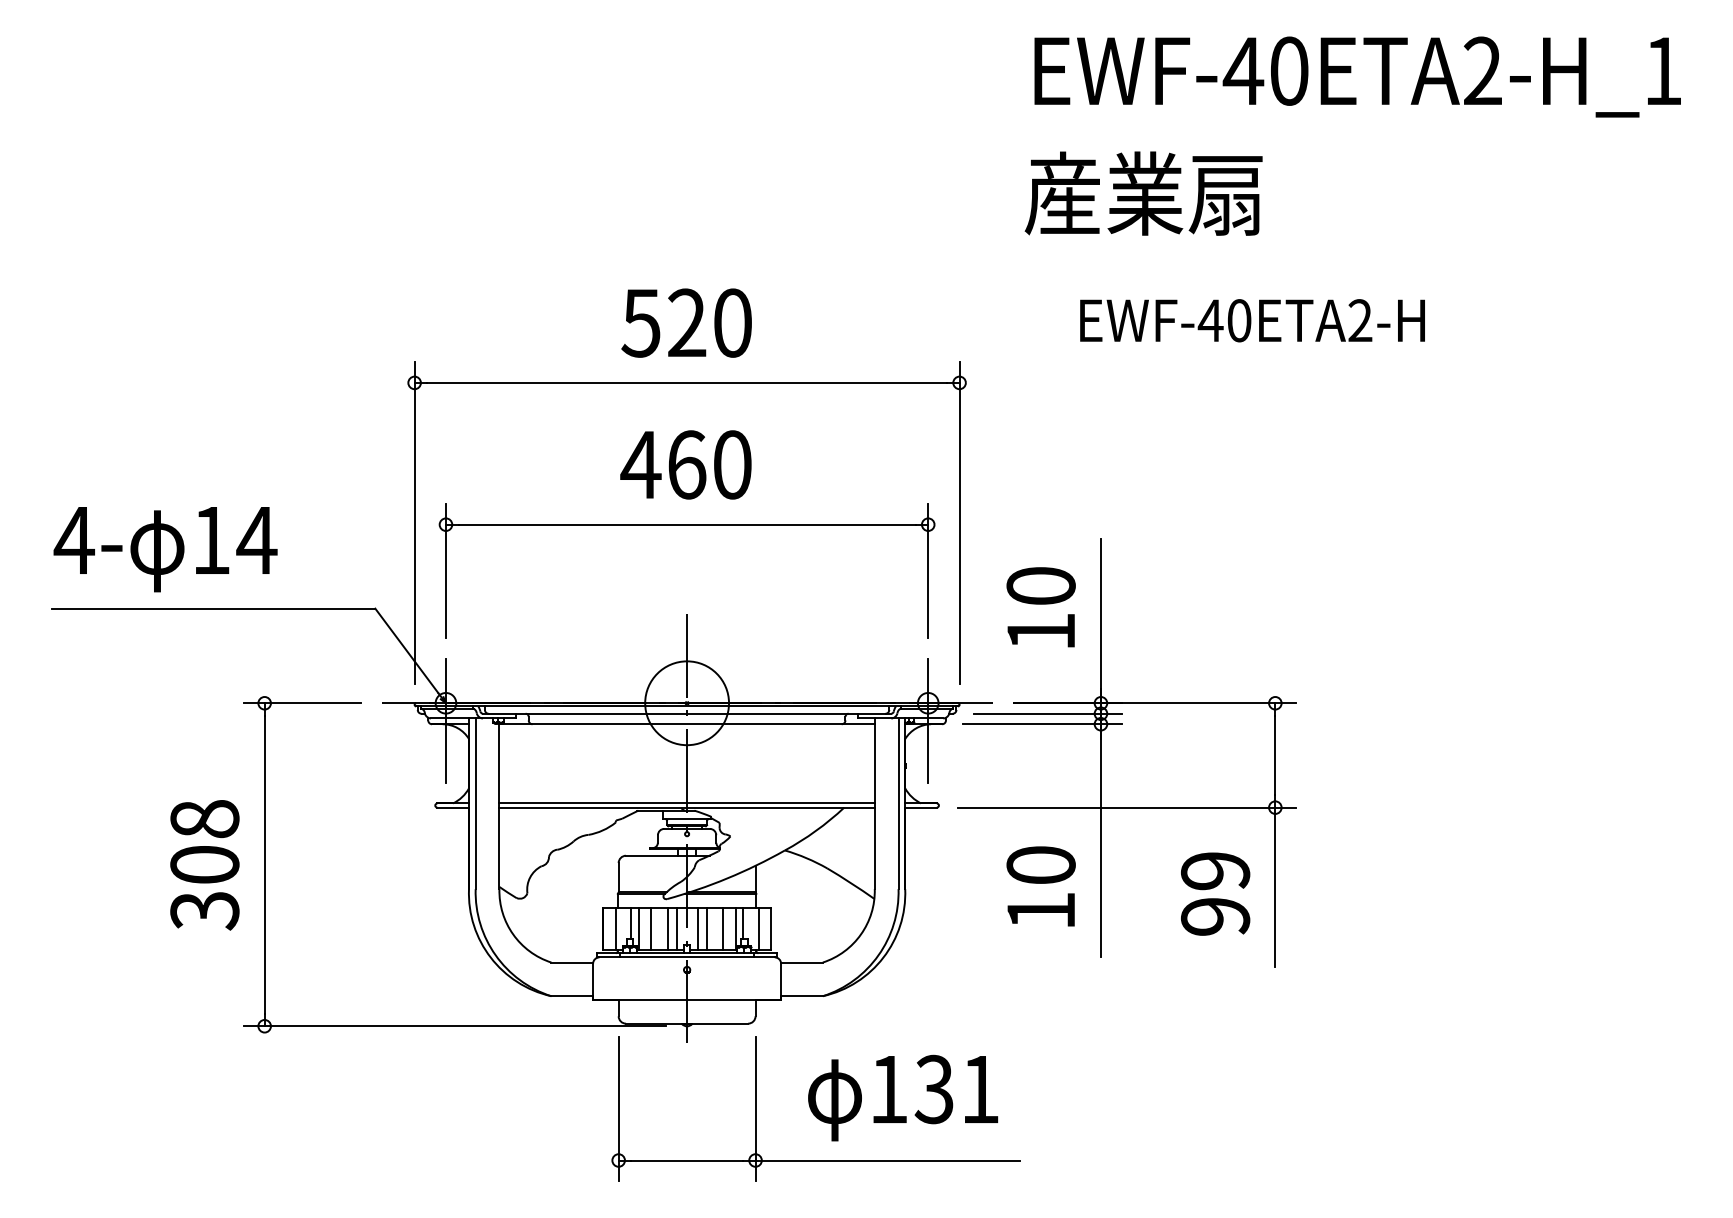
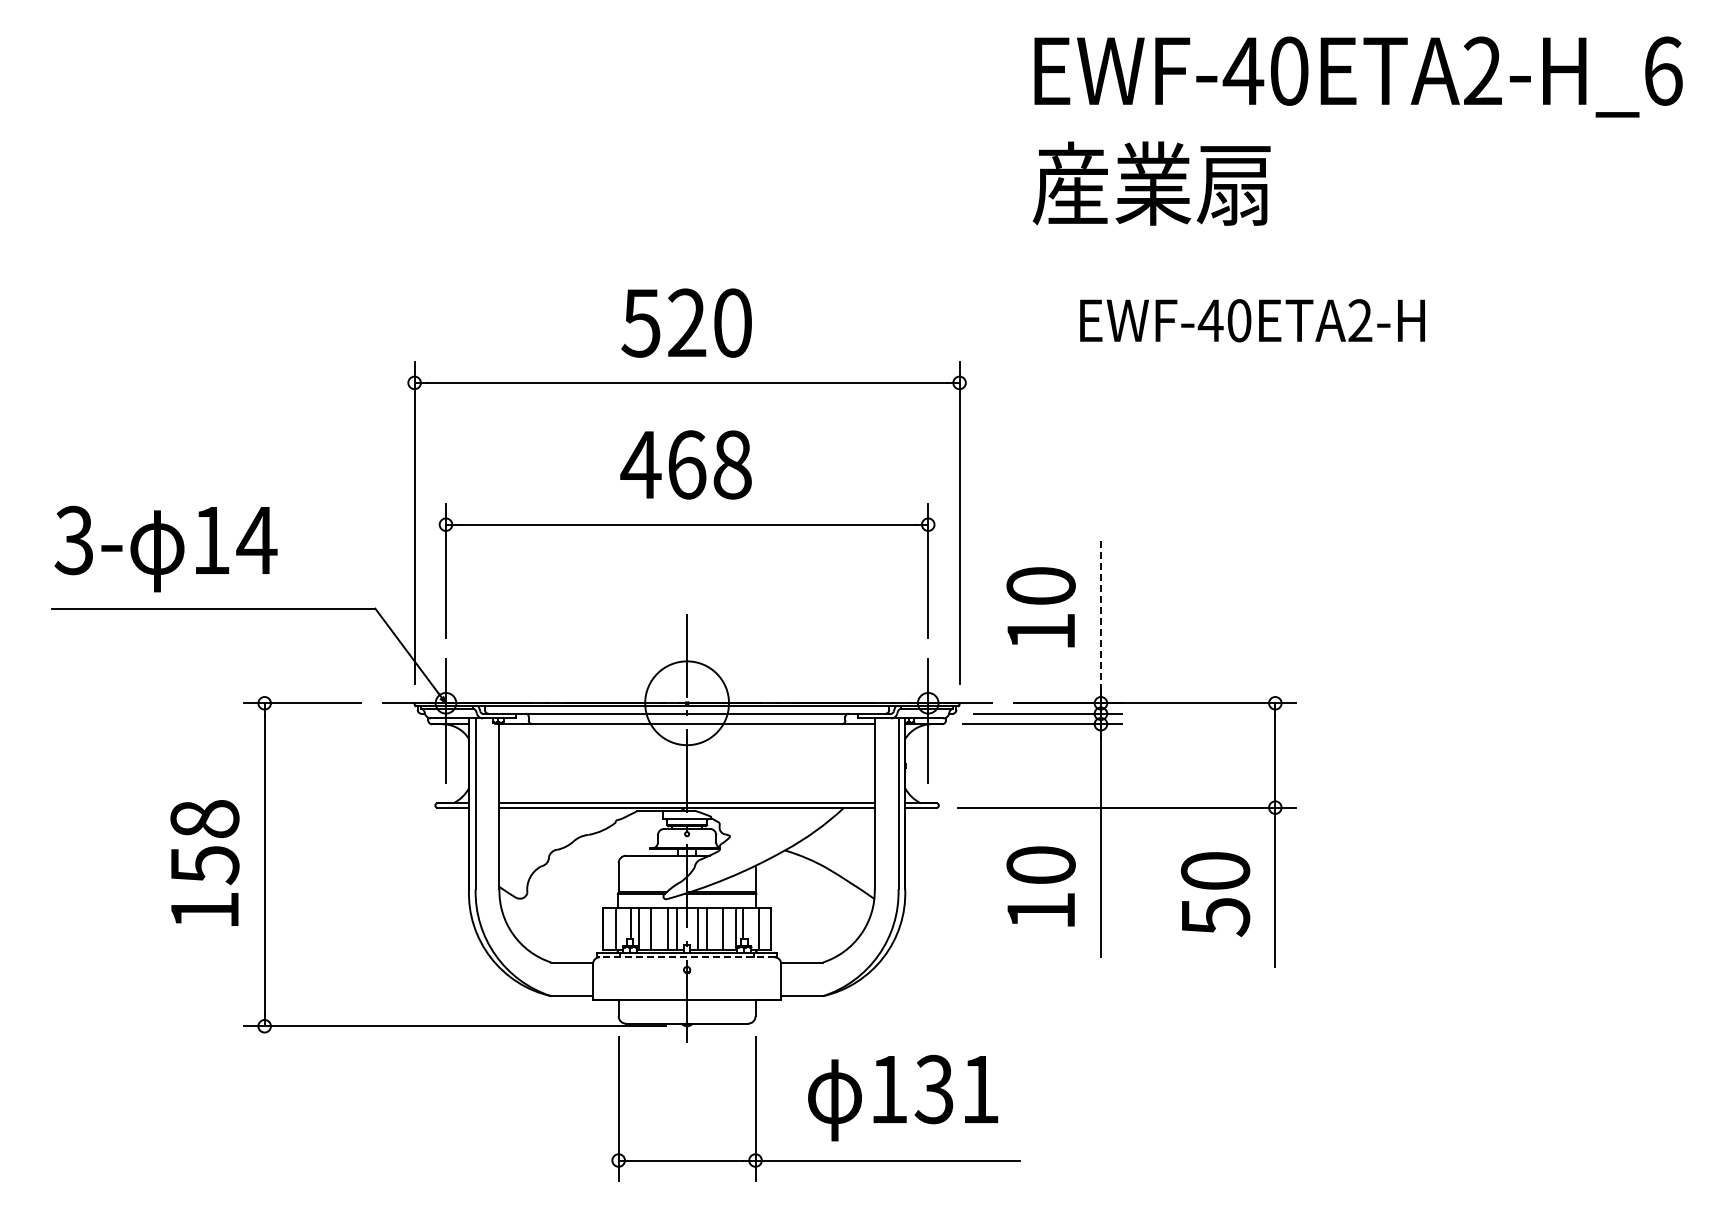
text: EWF-40ETA2-H_1 -> EWF-40ETA2-H_6 (1663, 70)
text position: (1143, 193) -> (1151, 183) (1151, 183)
text: 460 -> 468 (732, 464)
text: 4- -> 3- (73, 540)
line: solid -> dashed (1100, 615)
text: 308 -> 158 (204, 888)
text: 99 -> 50 (1215, 894)
line: solid -> dashed (687, 957)
